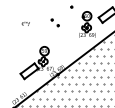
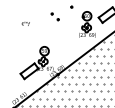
part position: (54, 22) -> (54, 16) (54, 16)
